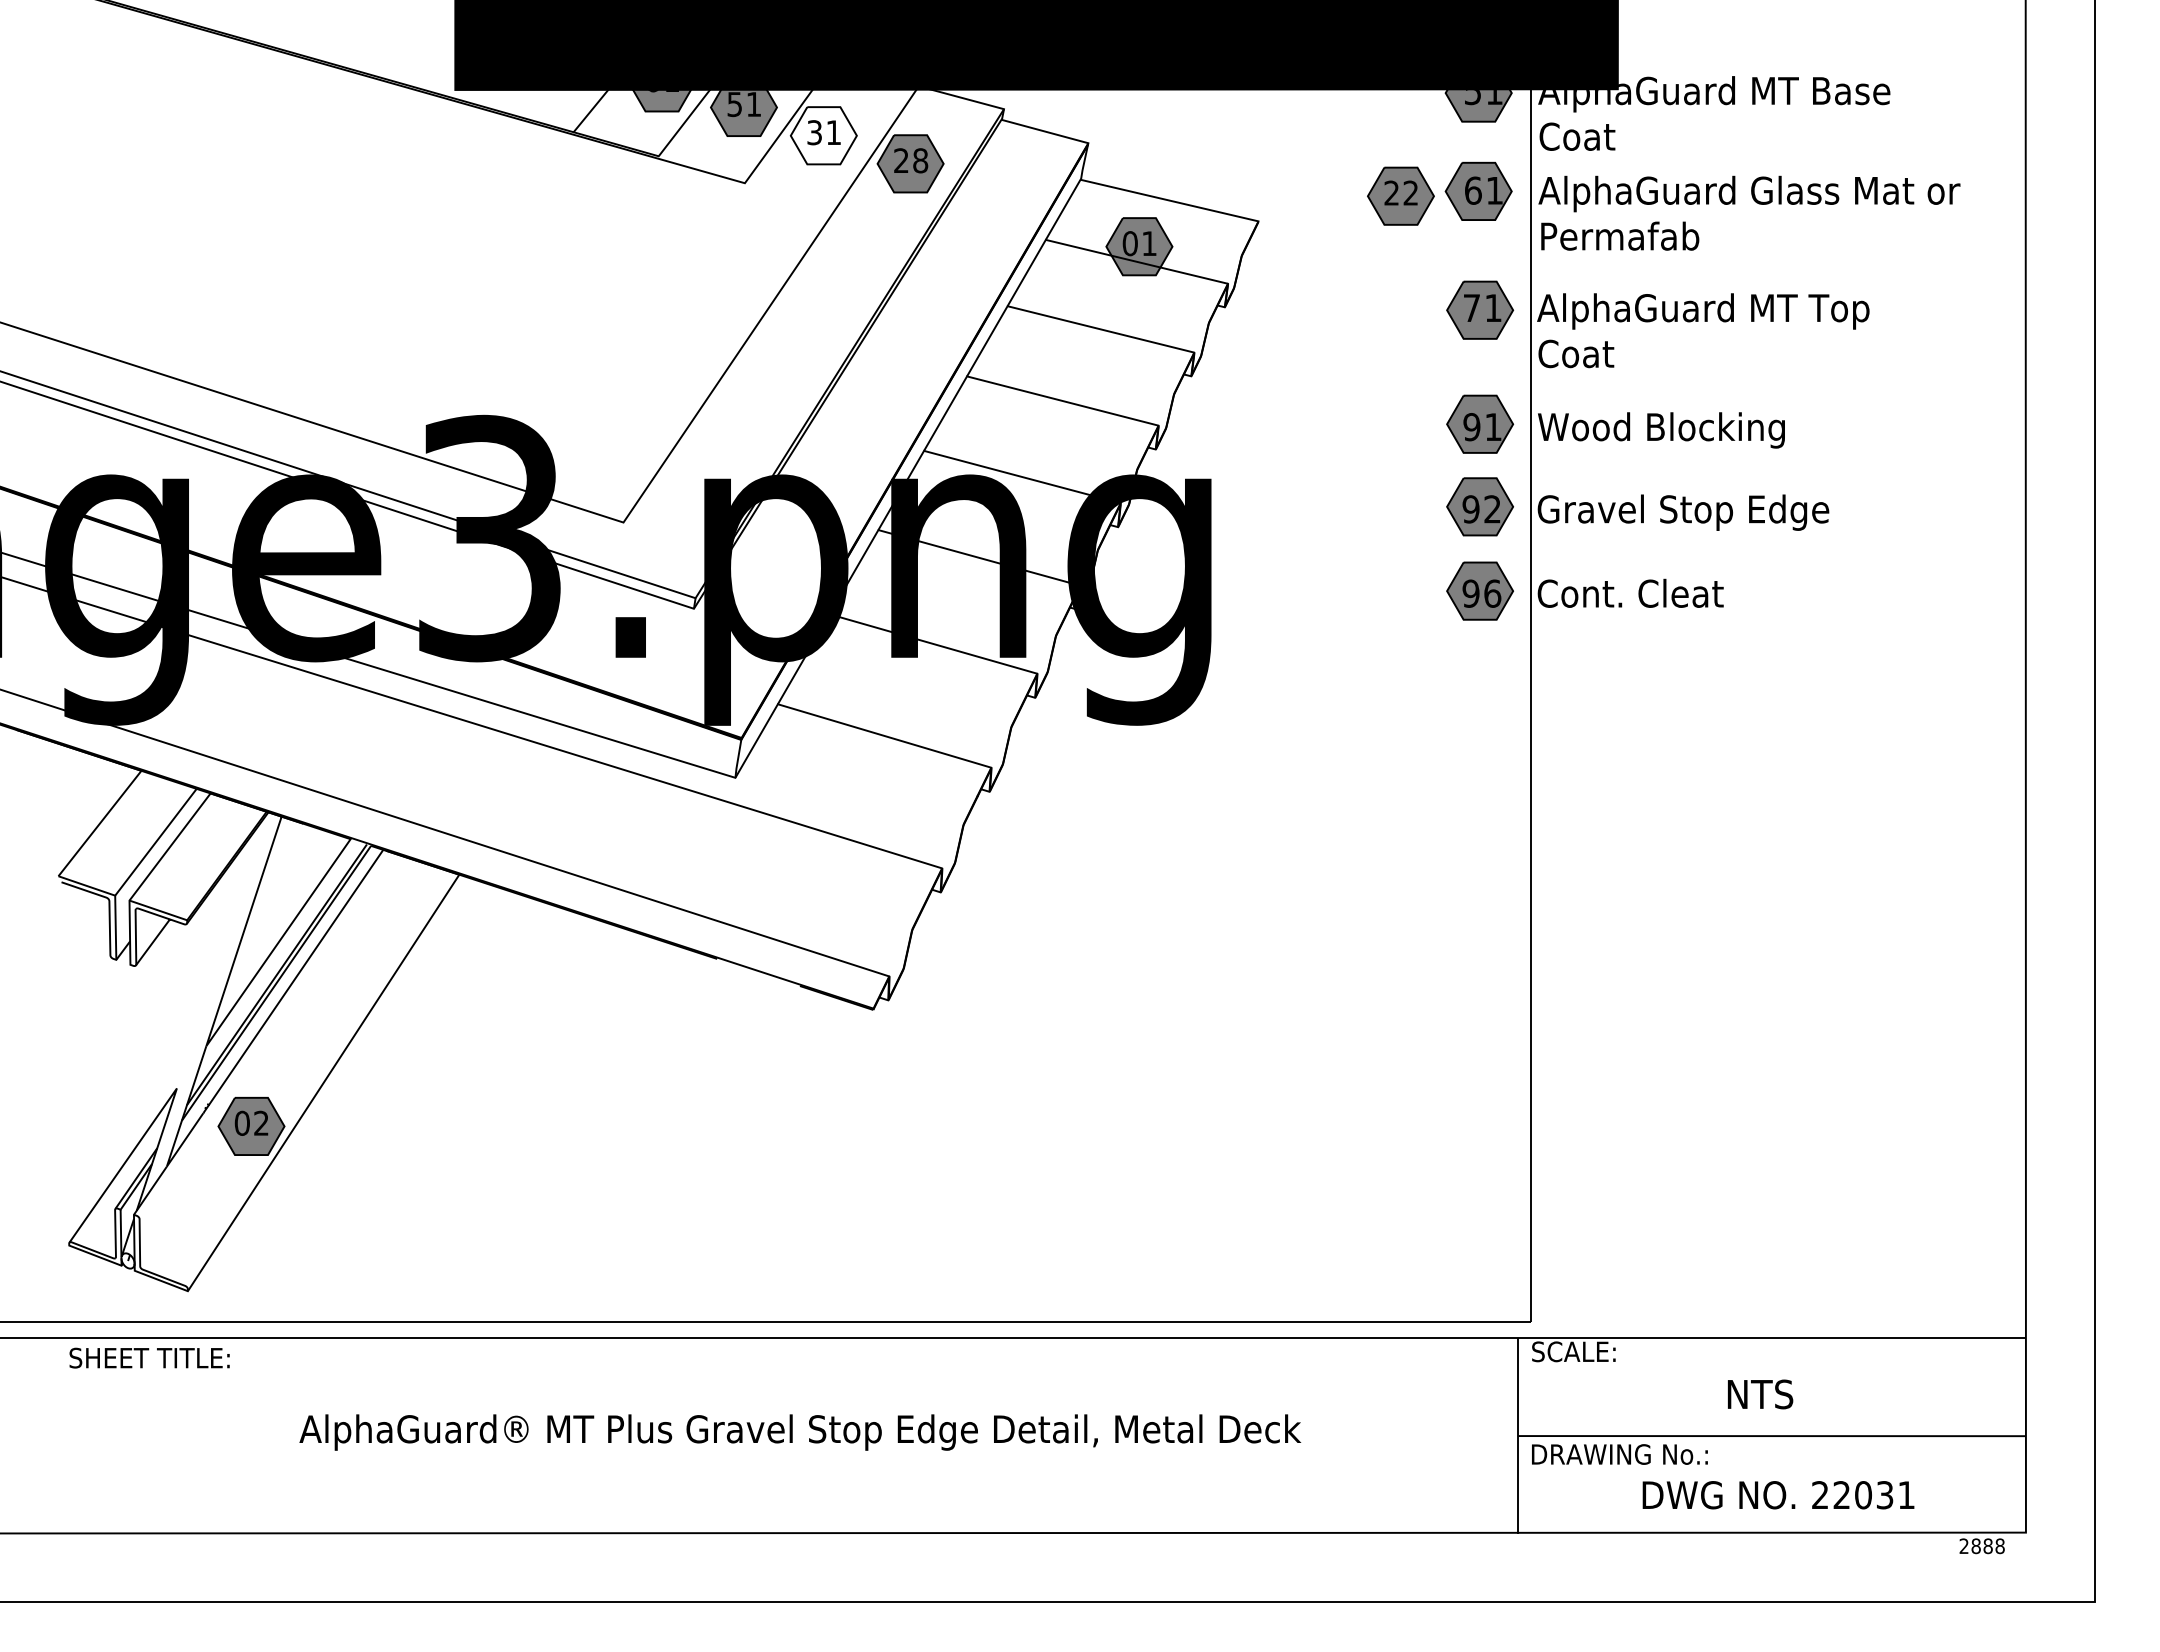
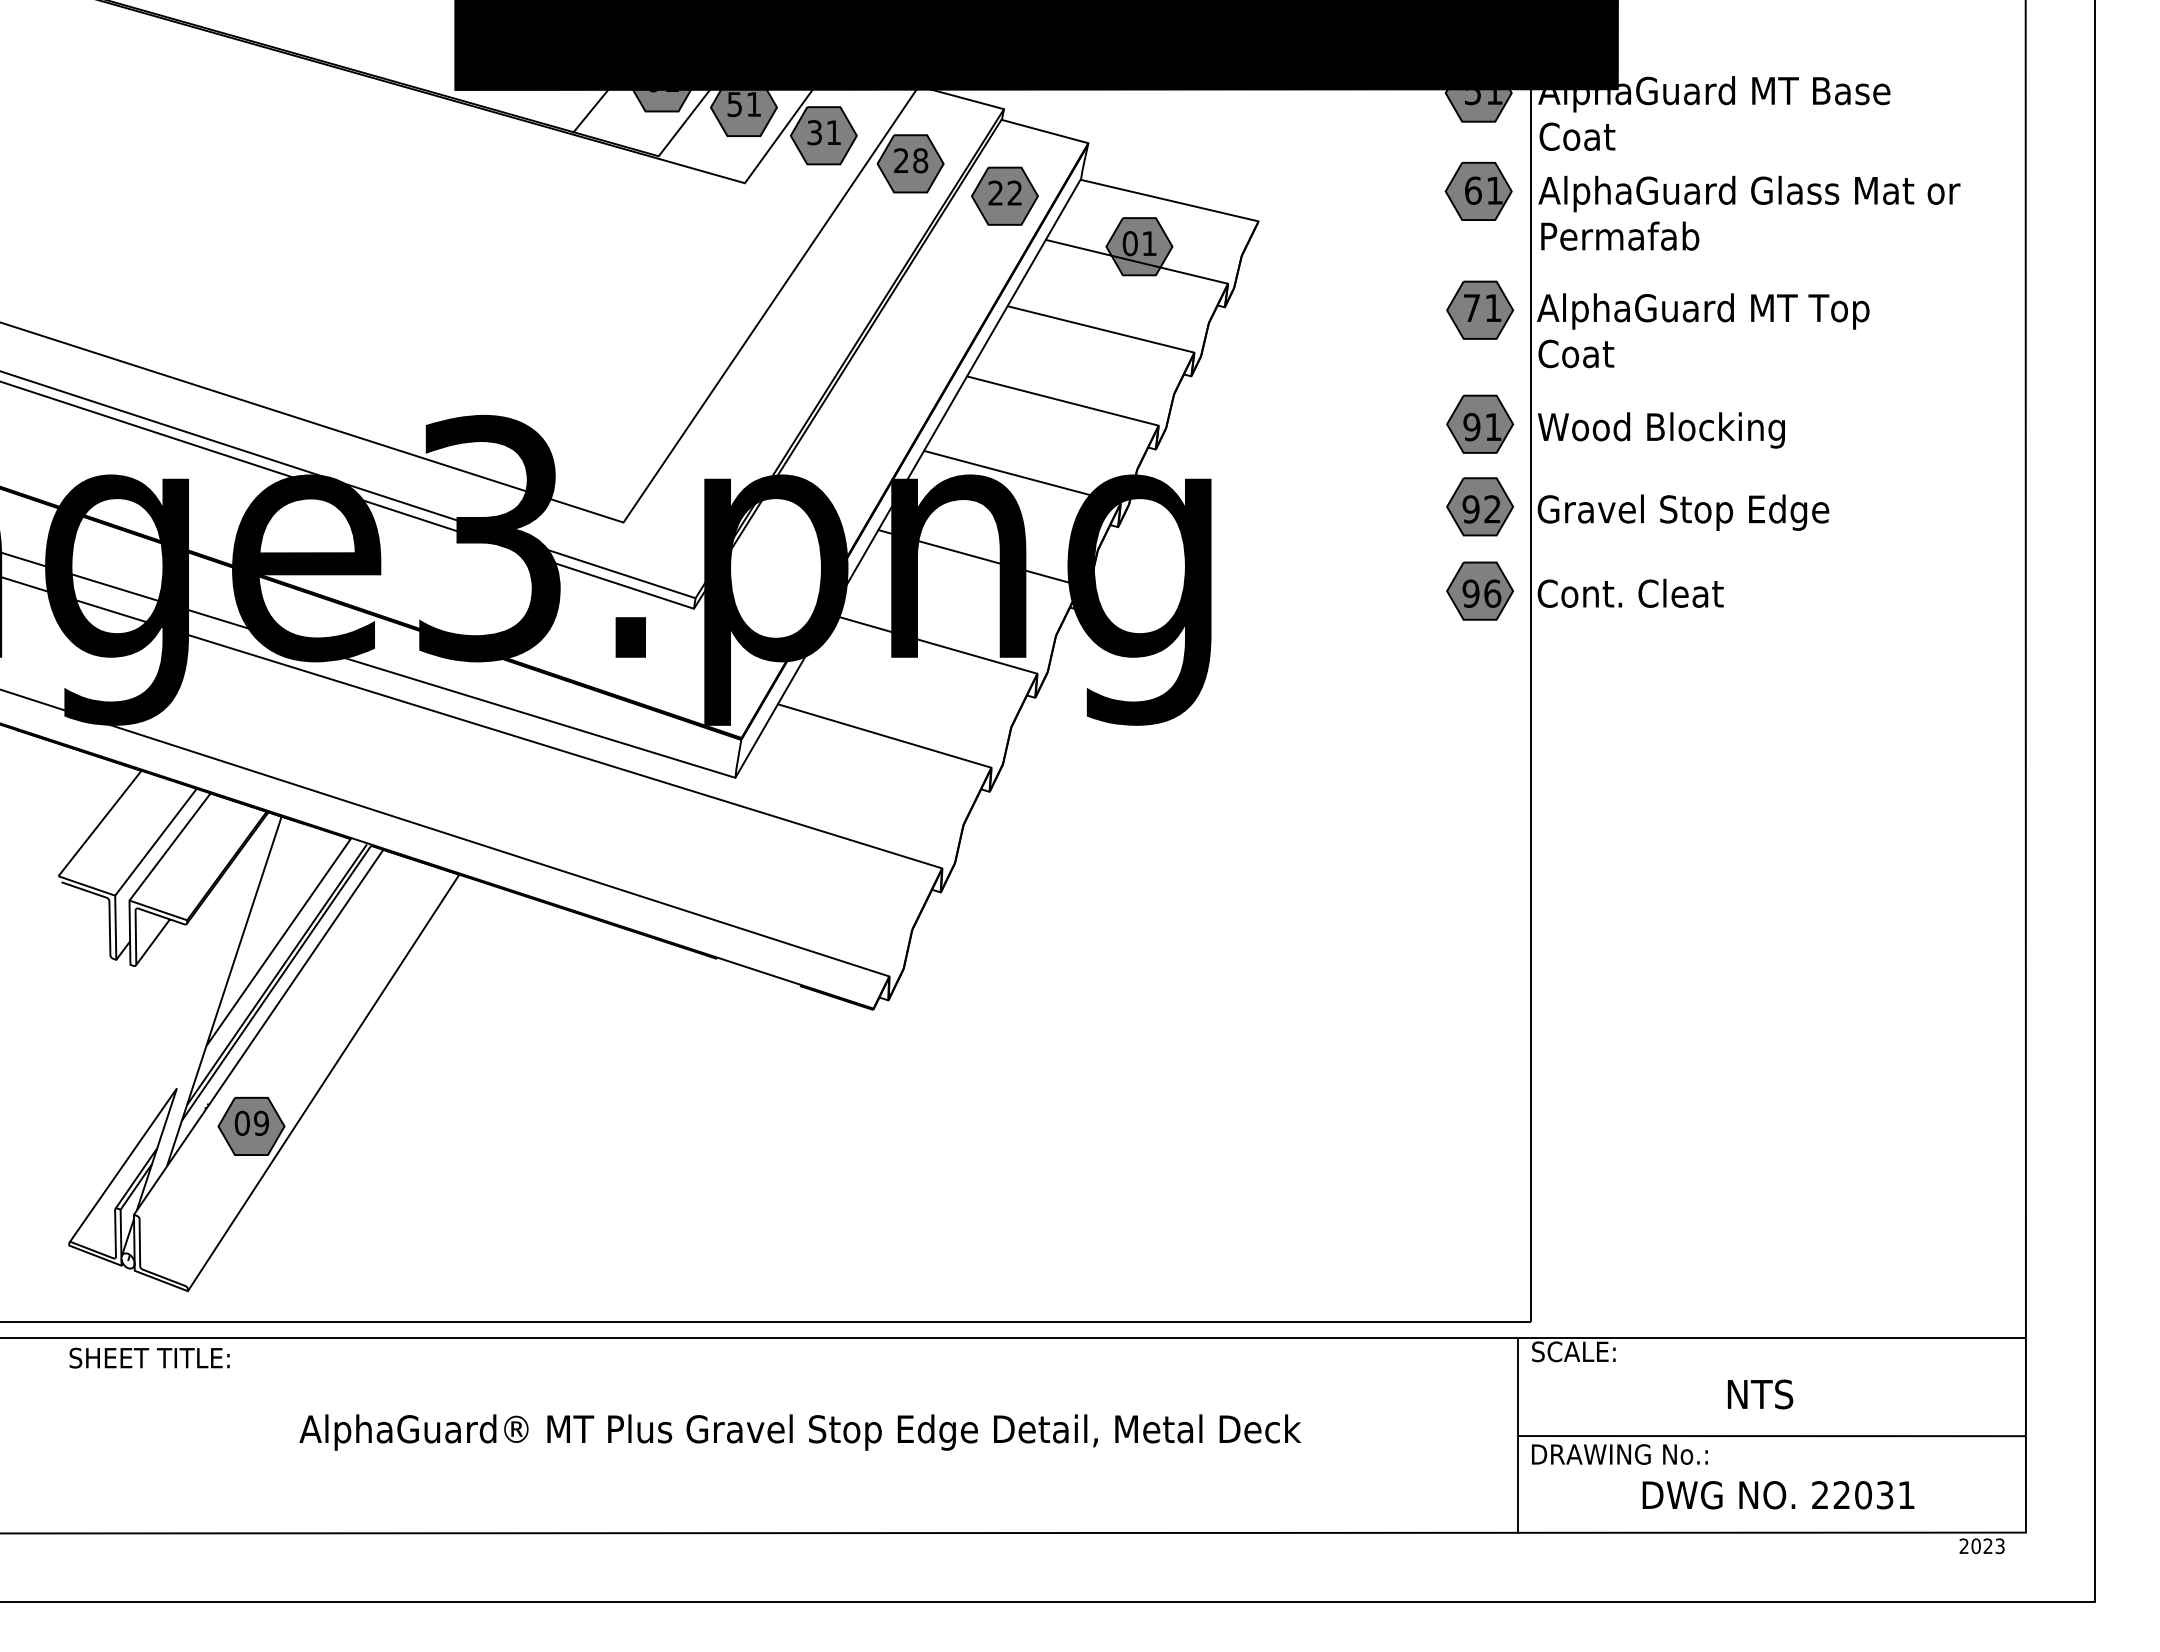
fill: none -> present (823, 135)
part position: (1400, 195) -> (1004, 195) (1004, 195)
text: 02 -> 09 (261, 1123)
text: 2888 -> 2023 (1987, 1546)
